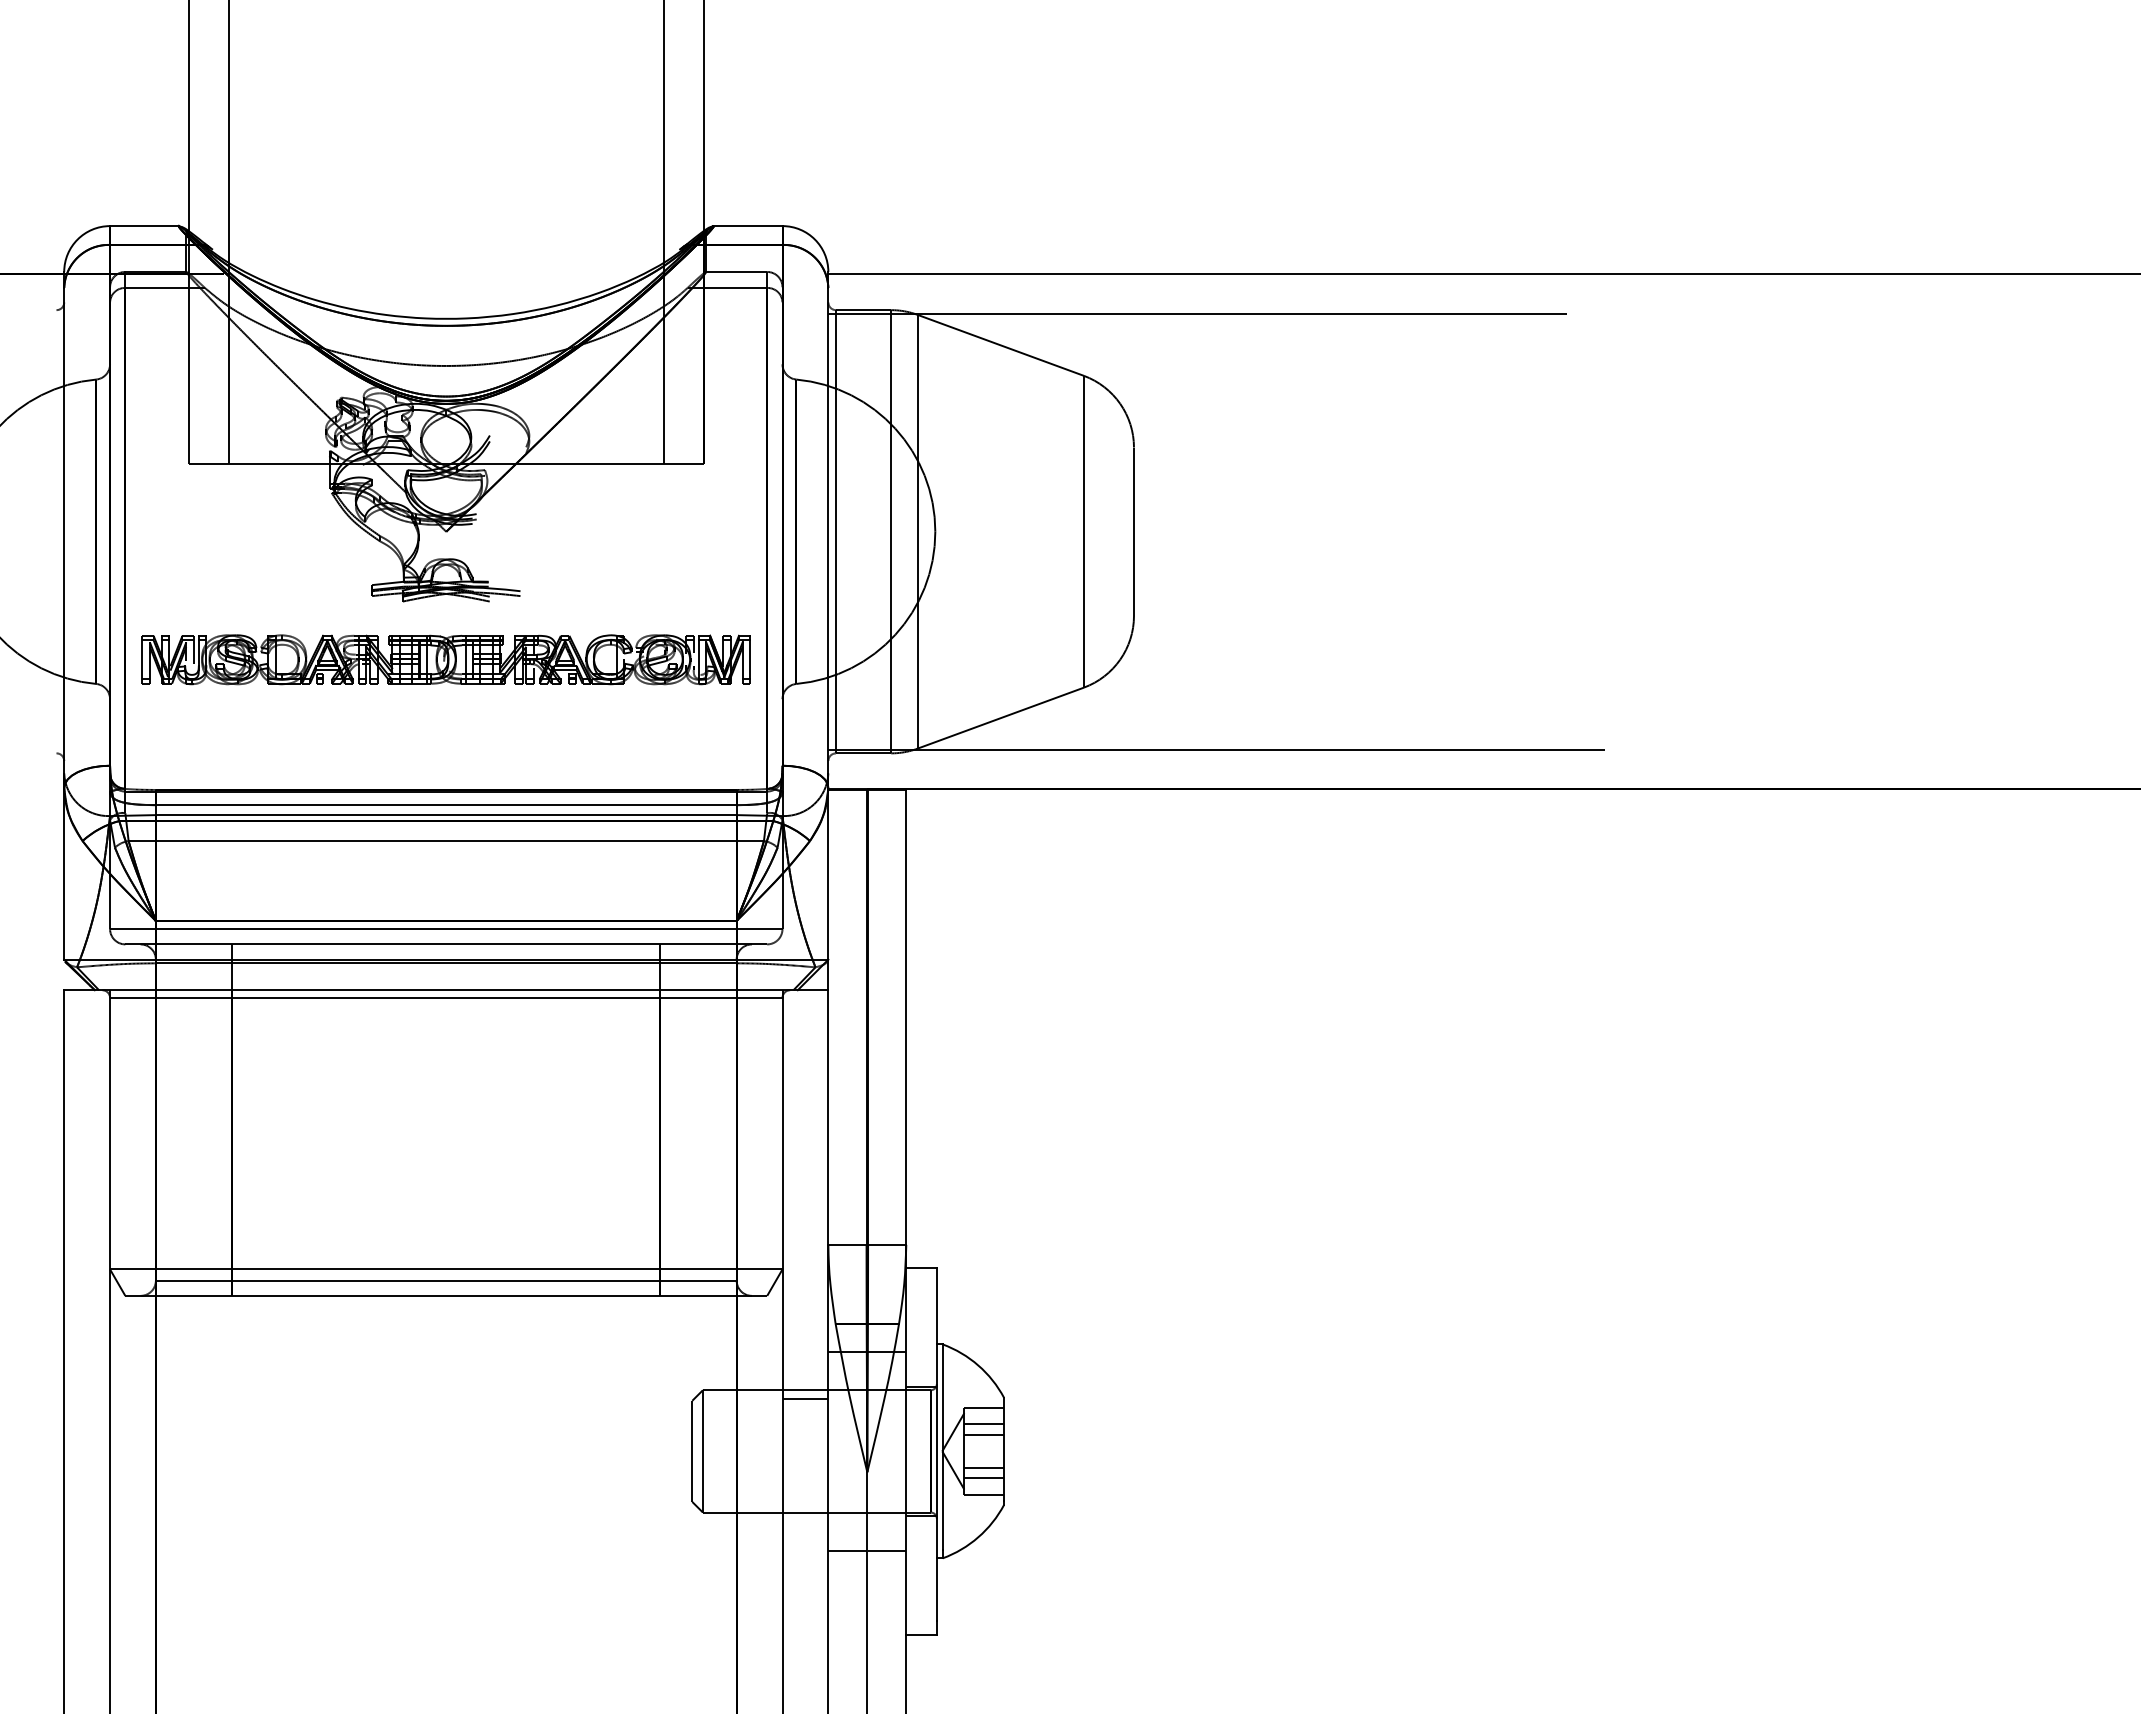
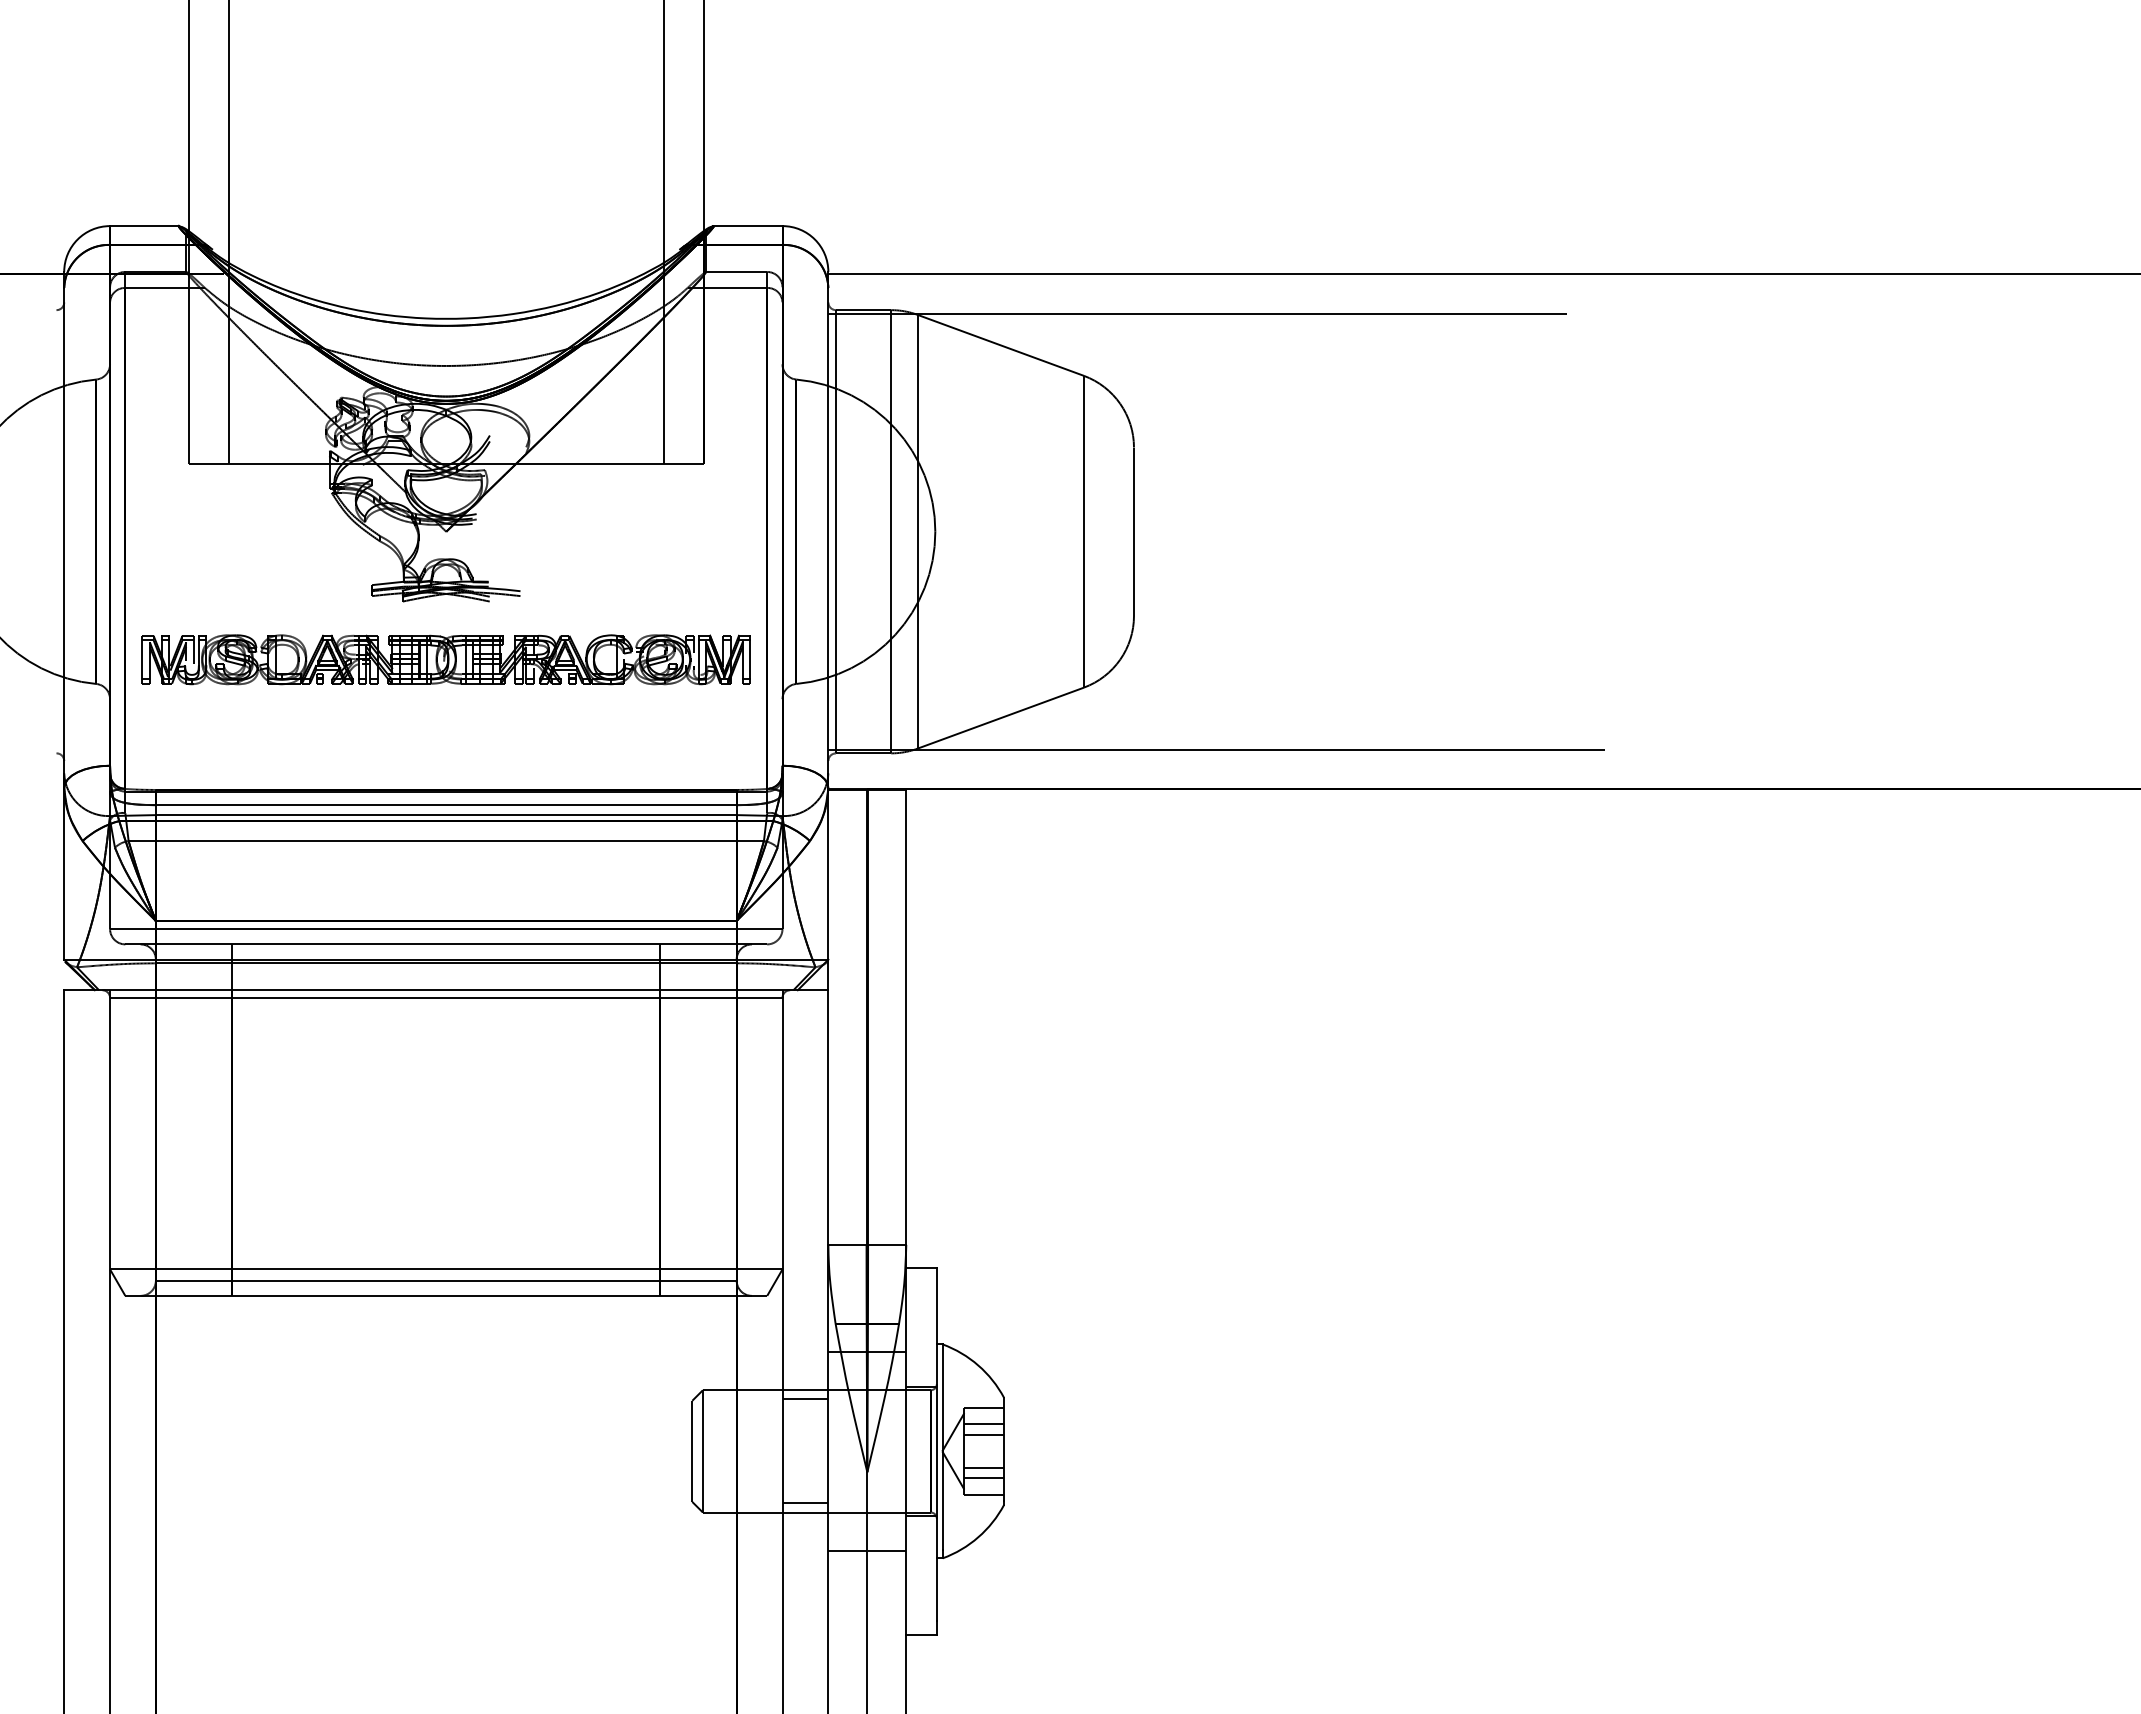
line: none -> present (805, 1503)
